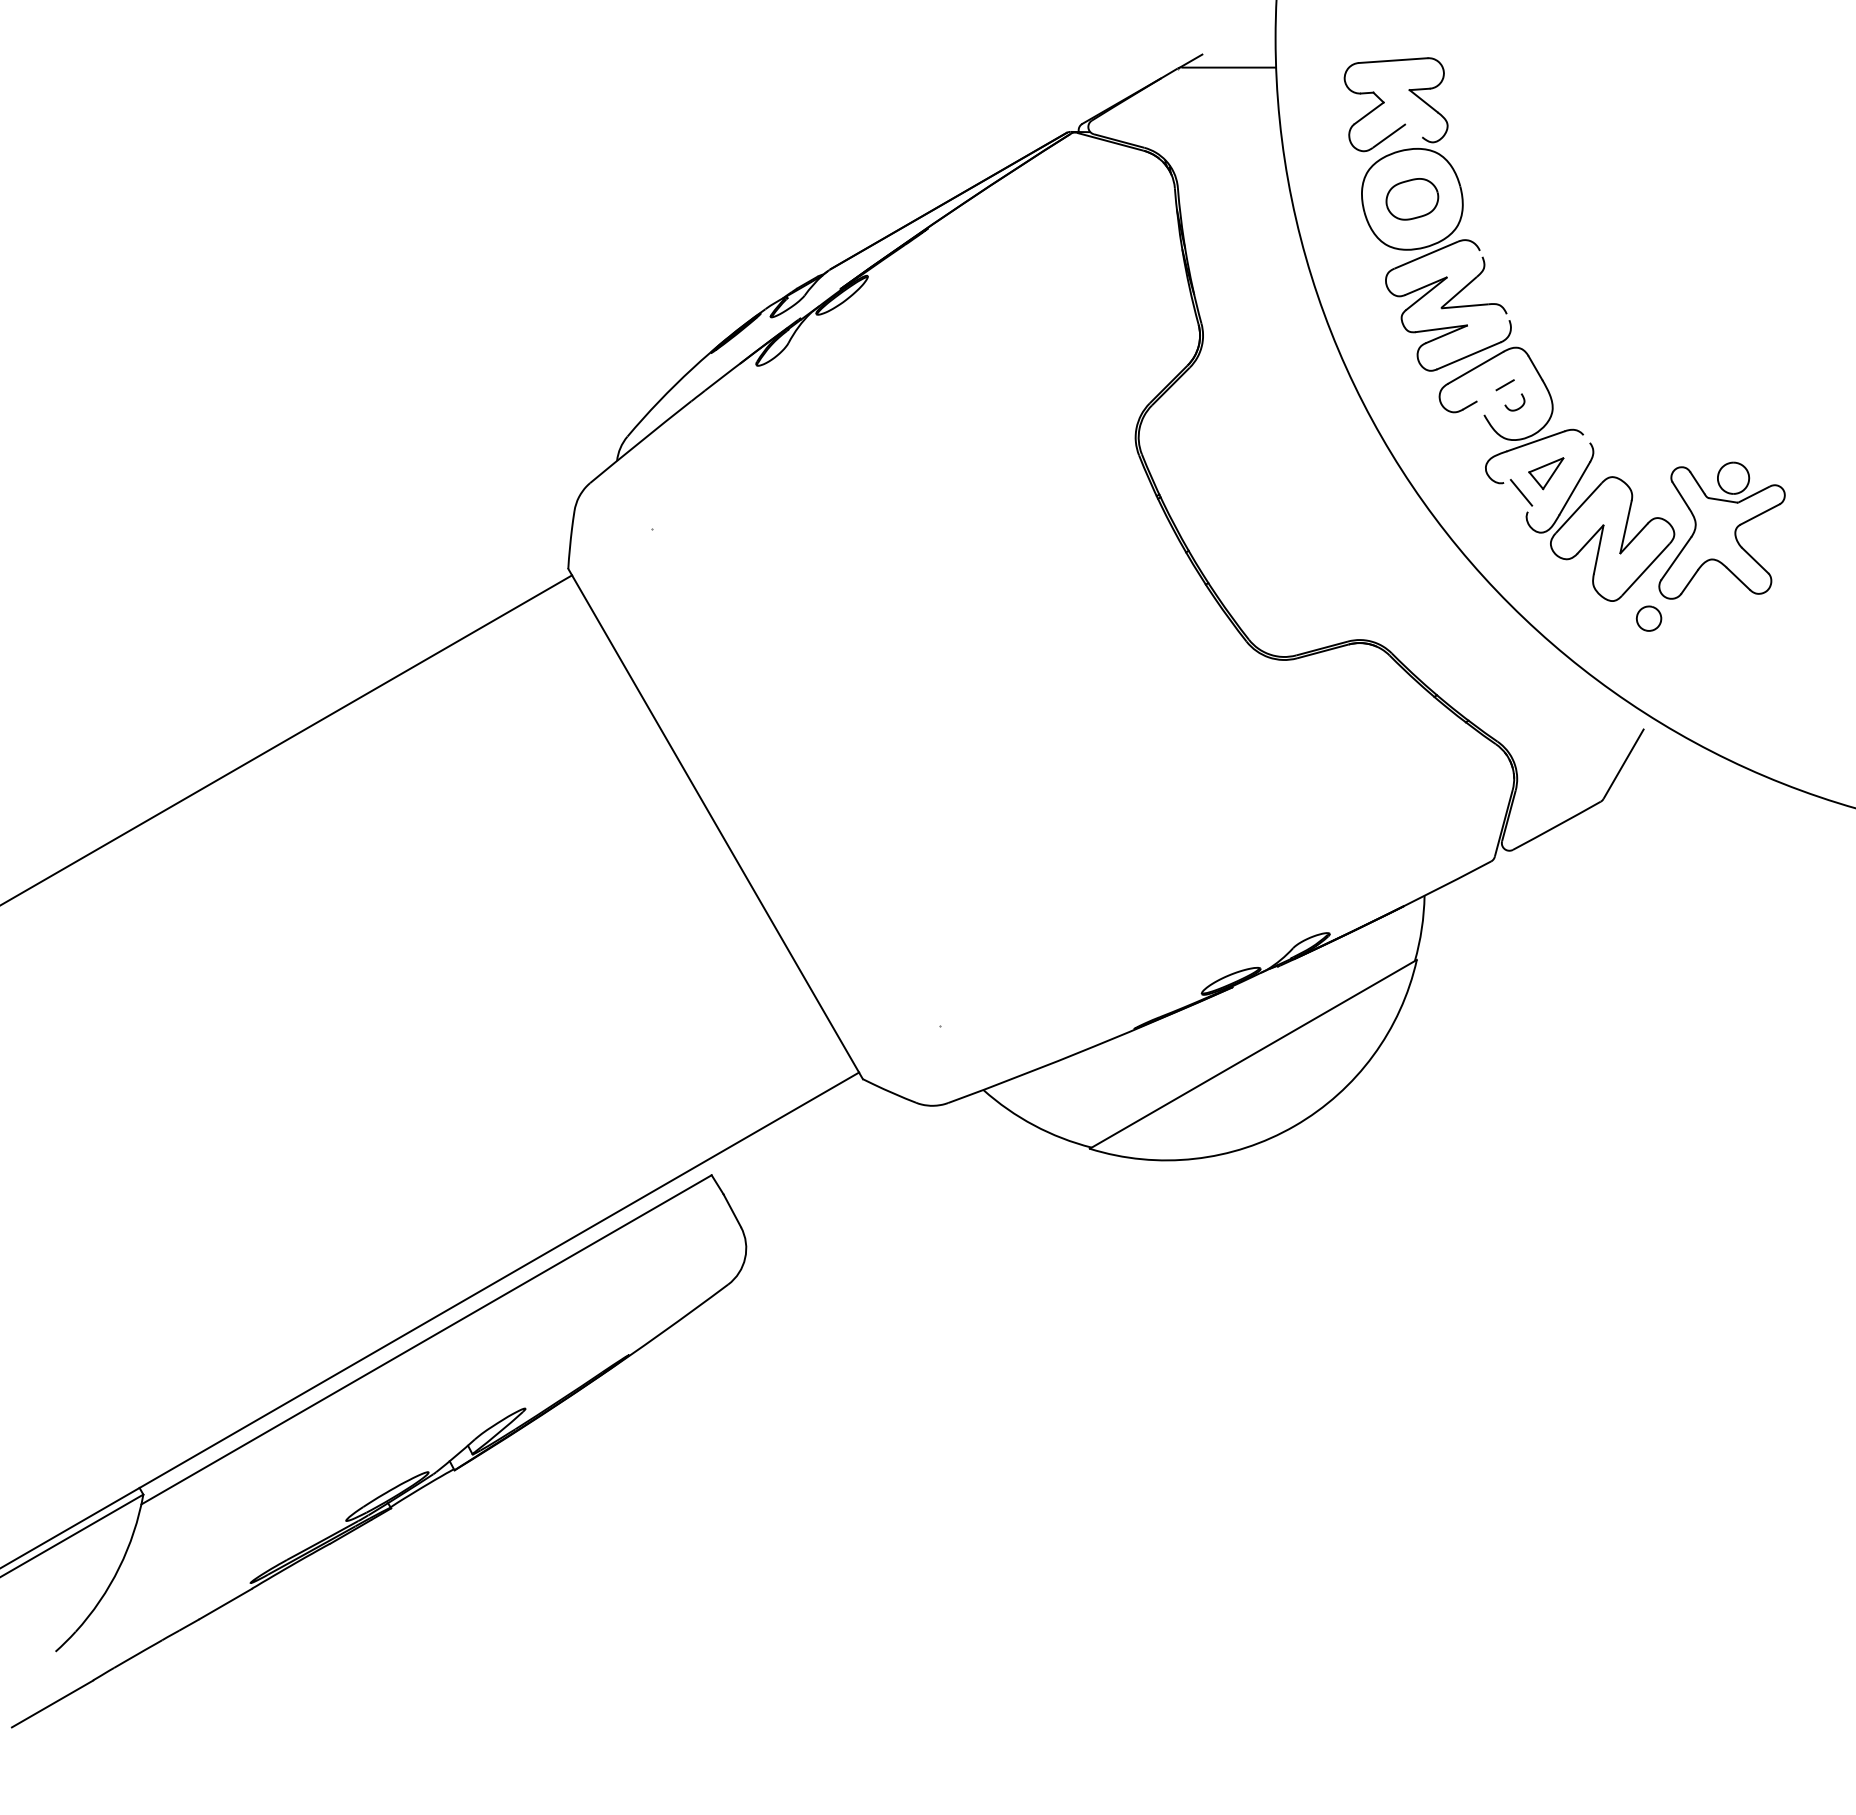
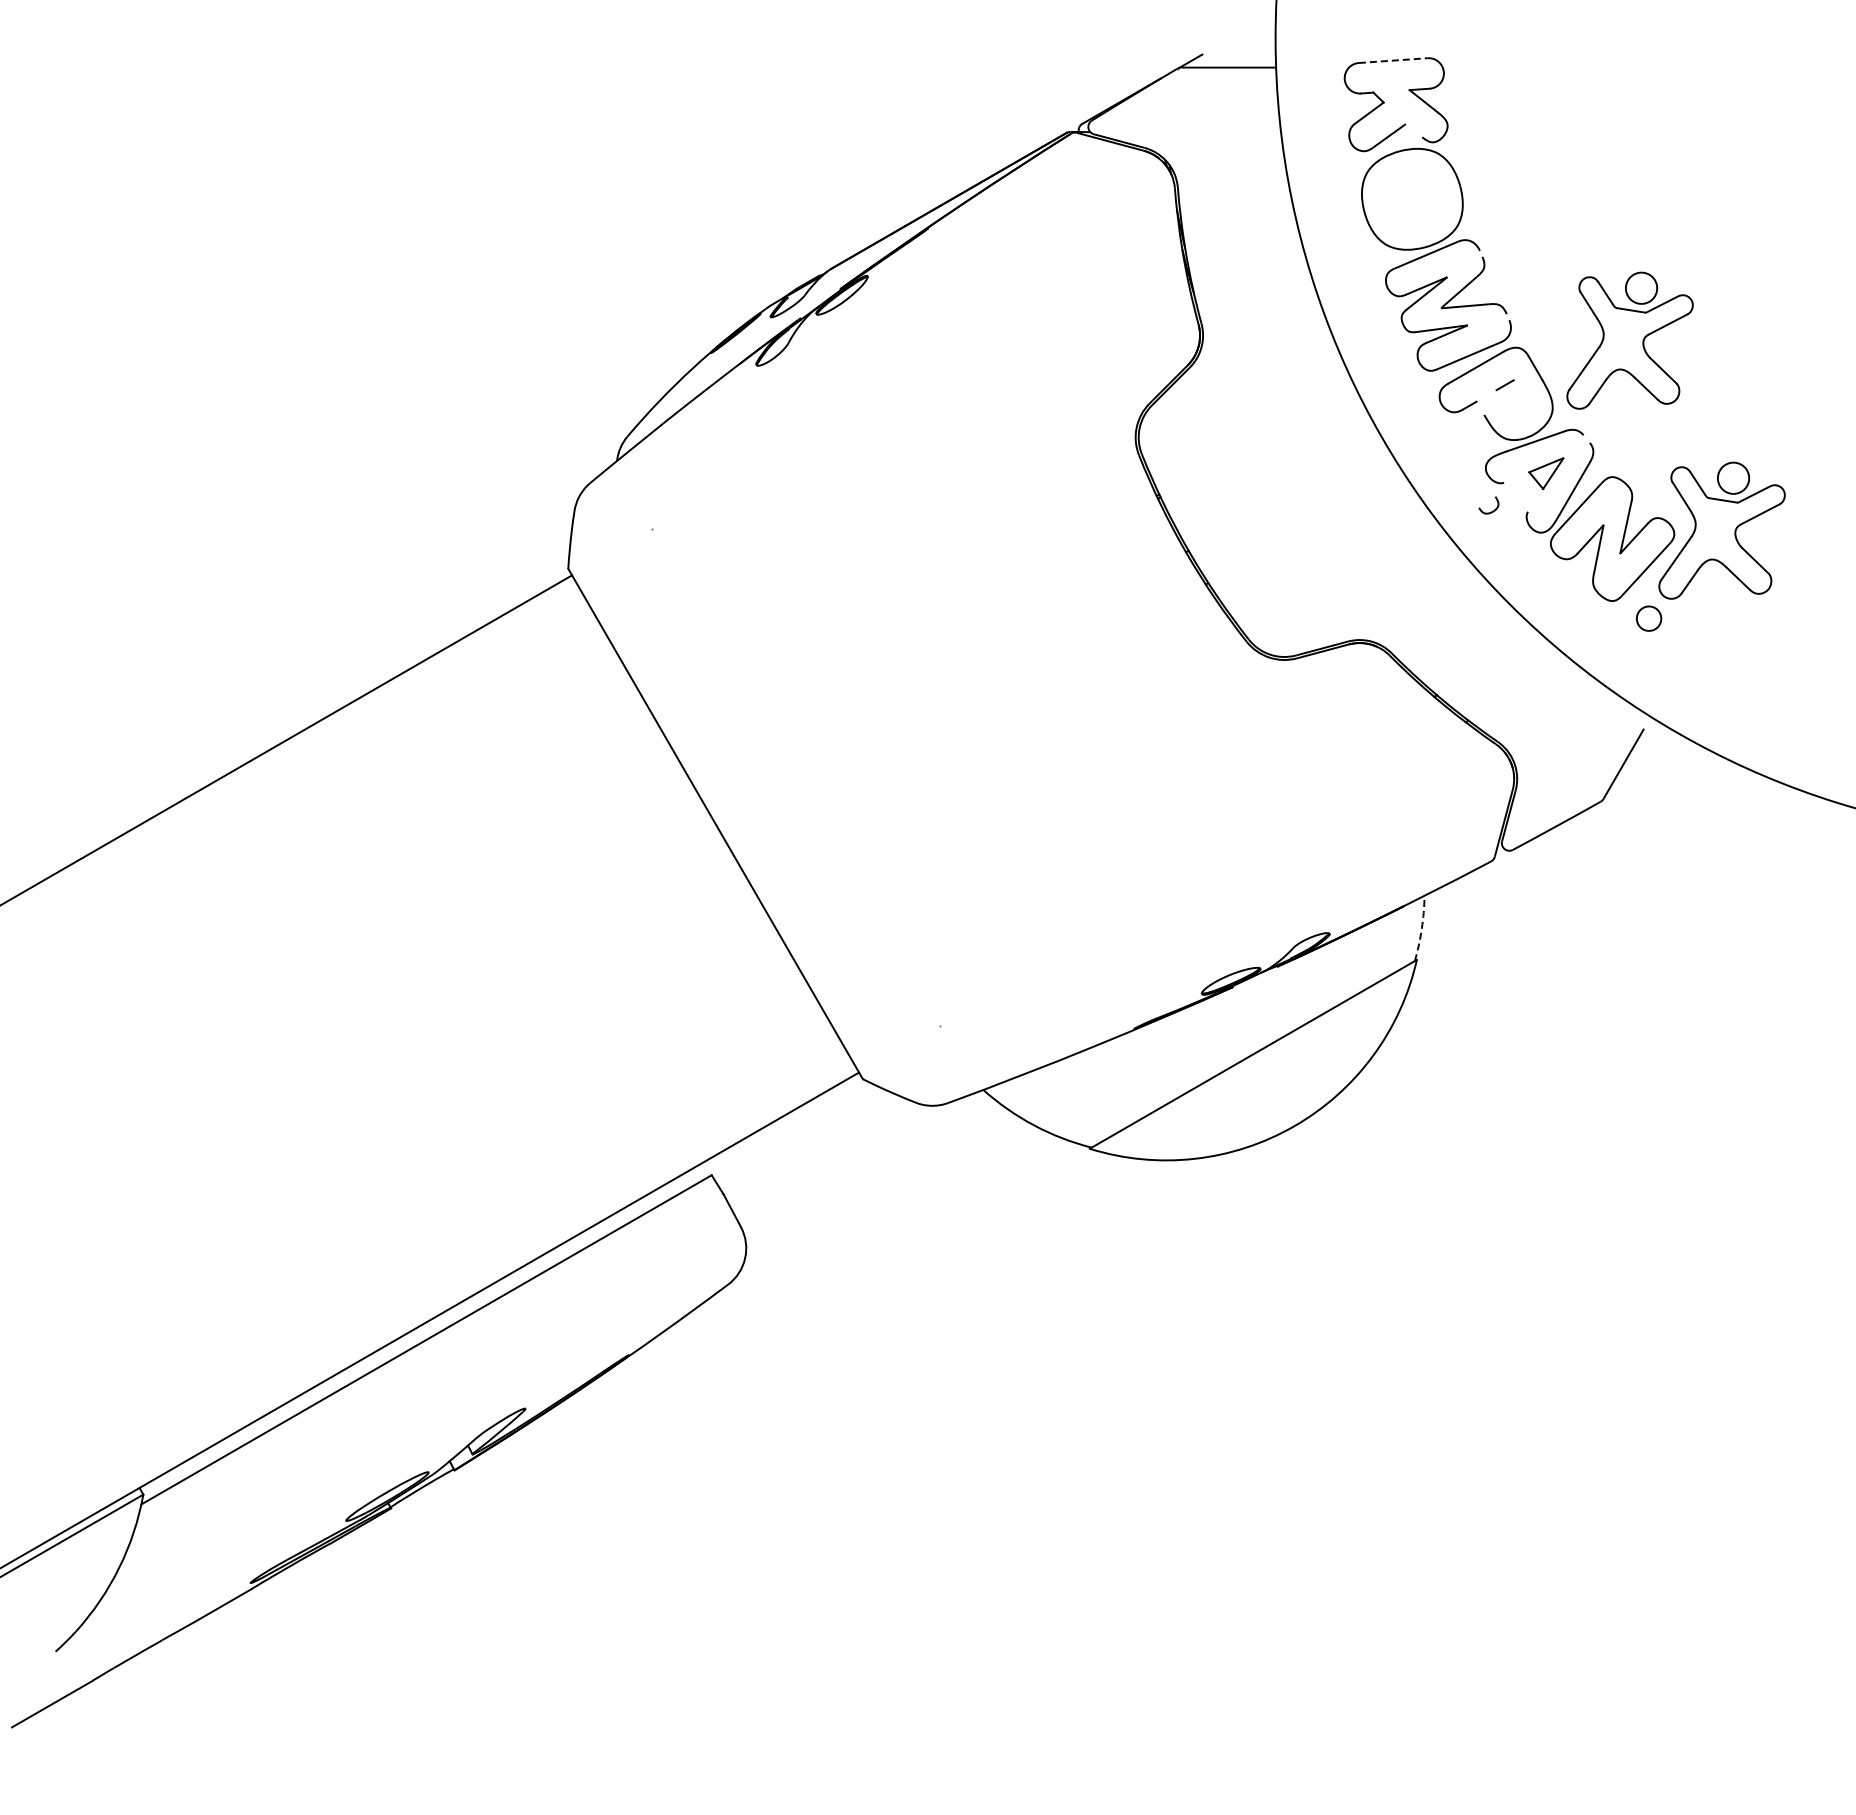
line: solid -> dashed (1393, 60)
part: present -> none (1412, 199)
part: none -> present (1629, 340)
curve position: (1516, 408) -> (1490, 511) (1490, 511)
line: present -> none (1521, 492)
arc: solid -> dashed (1421, 928)
